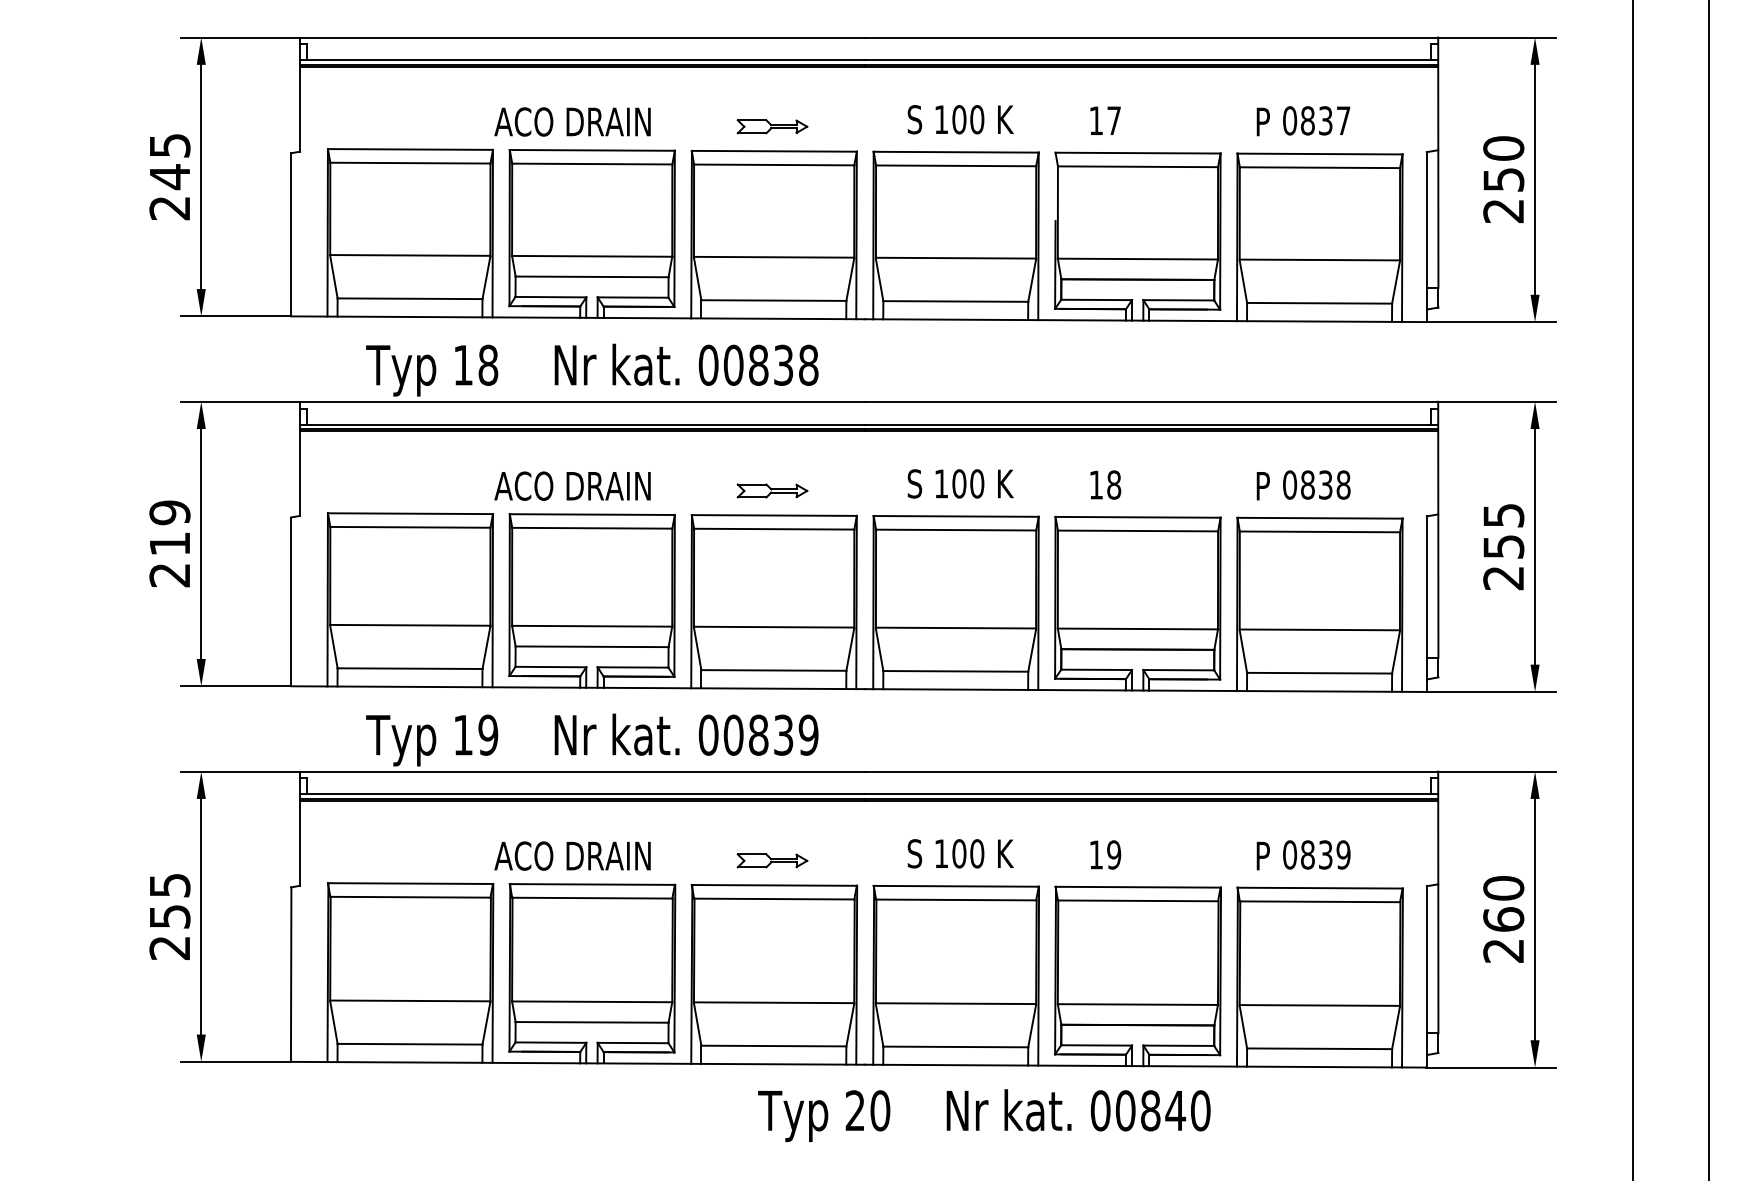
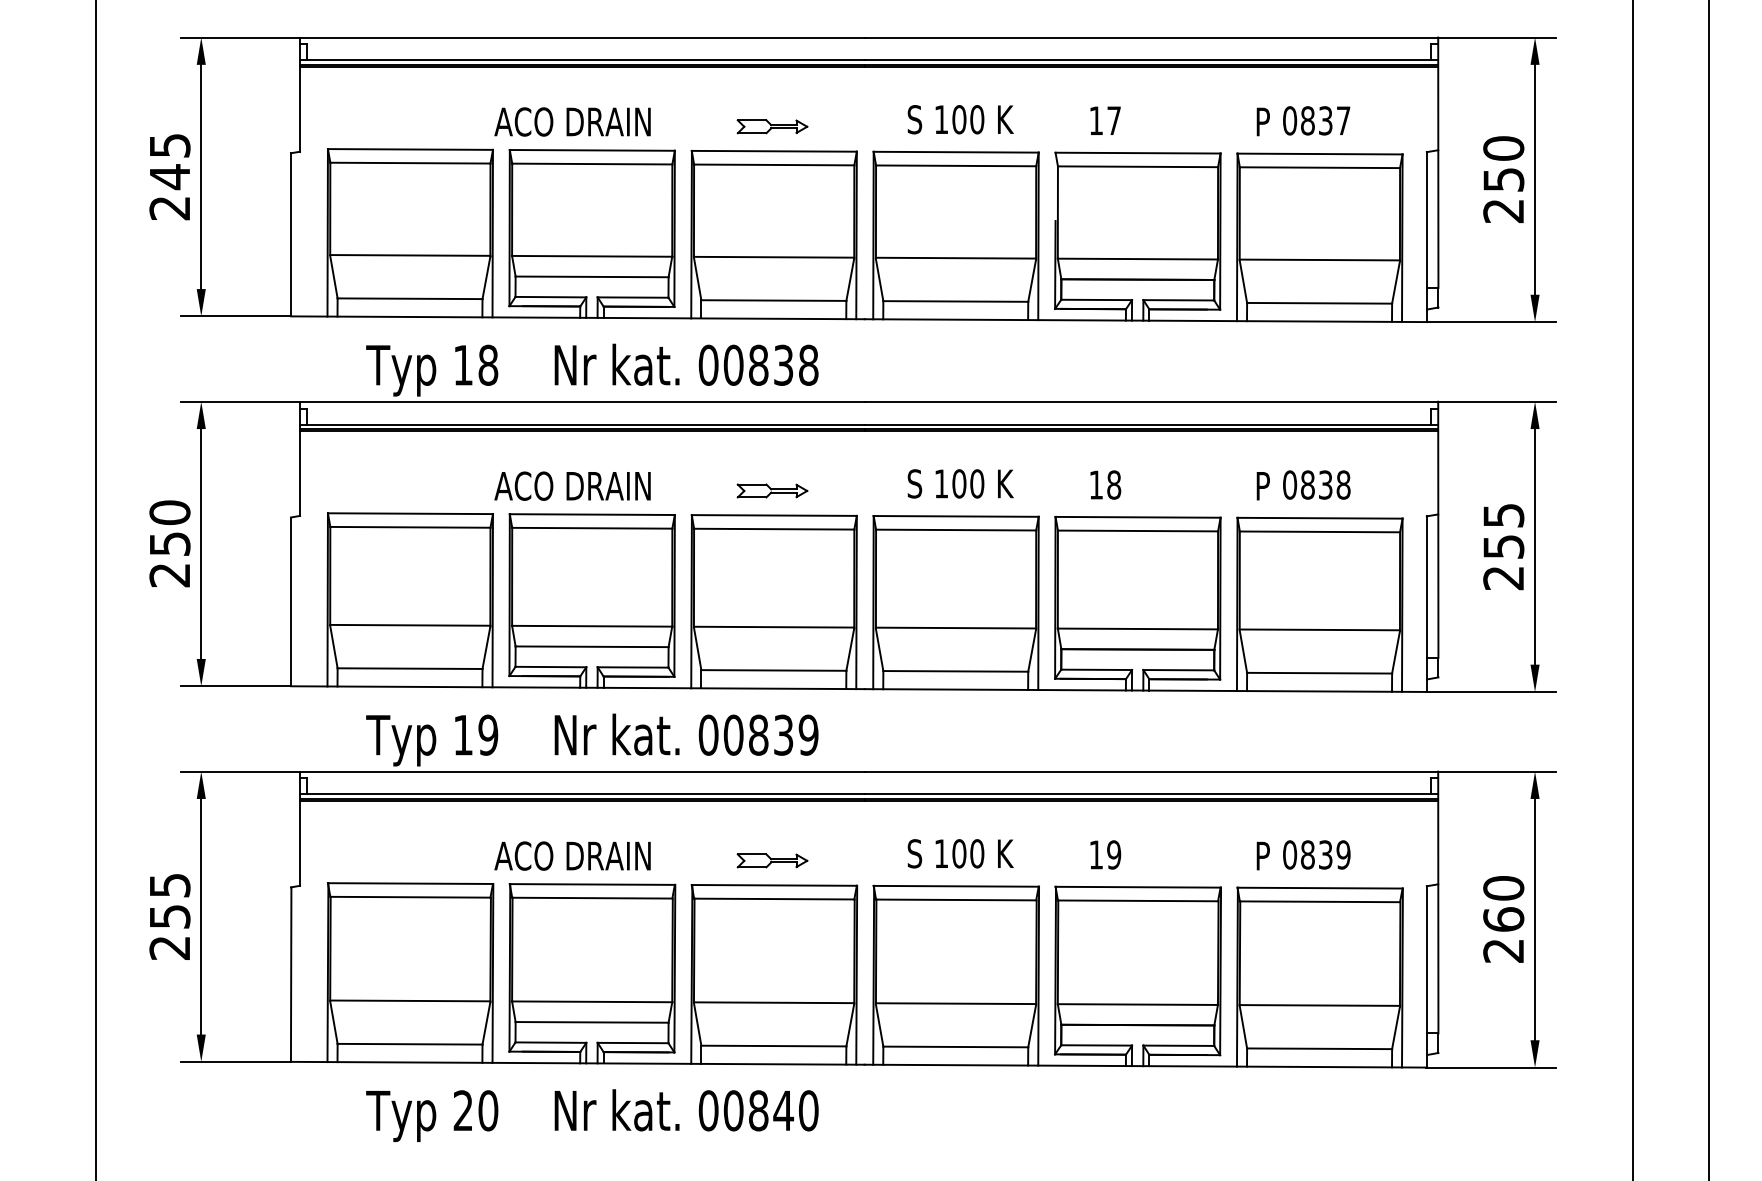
text: 219 -> 250 (169, 527)
line: none -> present (96, 589)
text position: (984, 1115) -> (592, 1115) (592, 1115)
